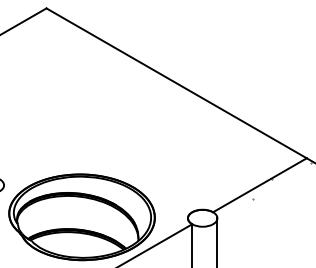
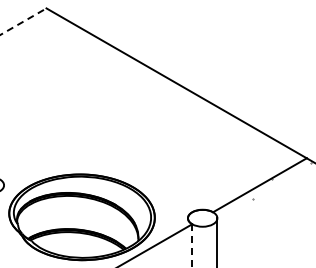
line: solid -> dashed (23, 21)
line: solid -> dashed (192, 246)
